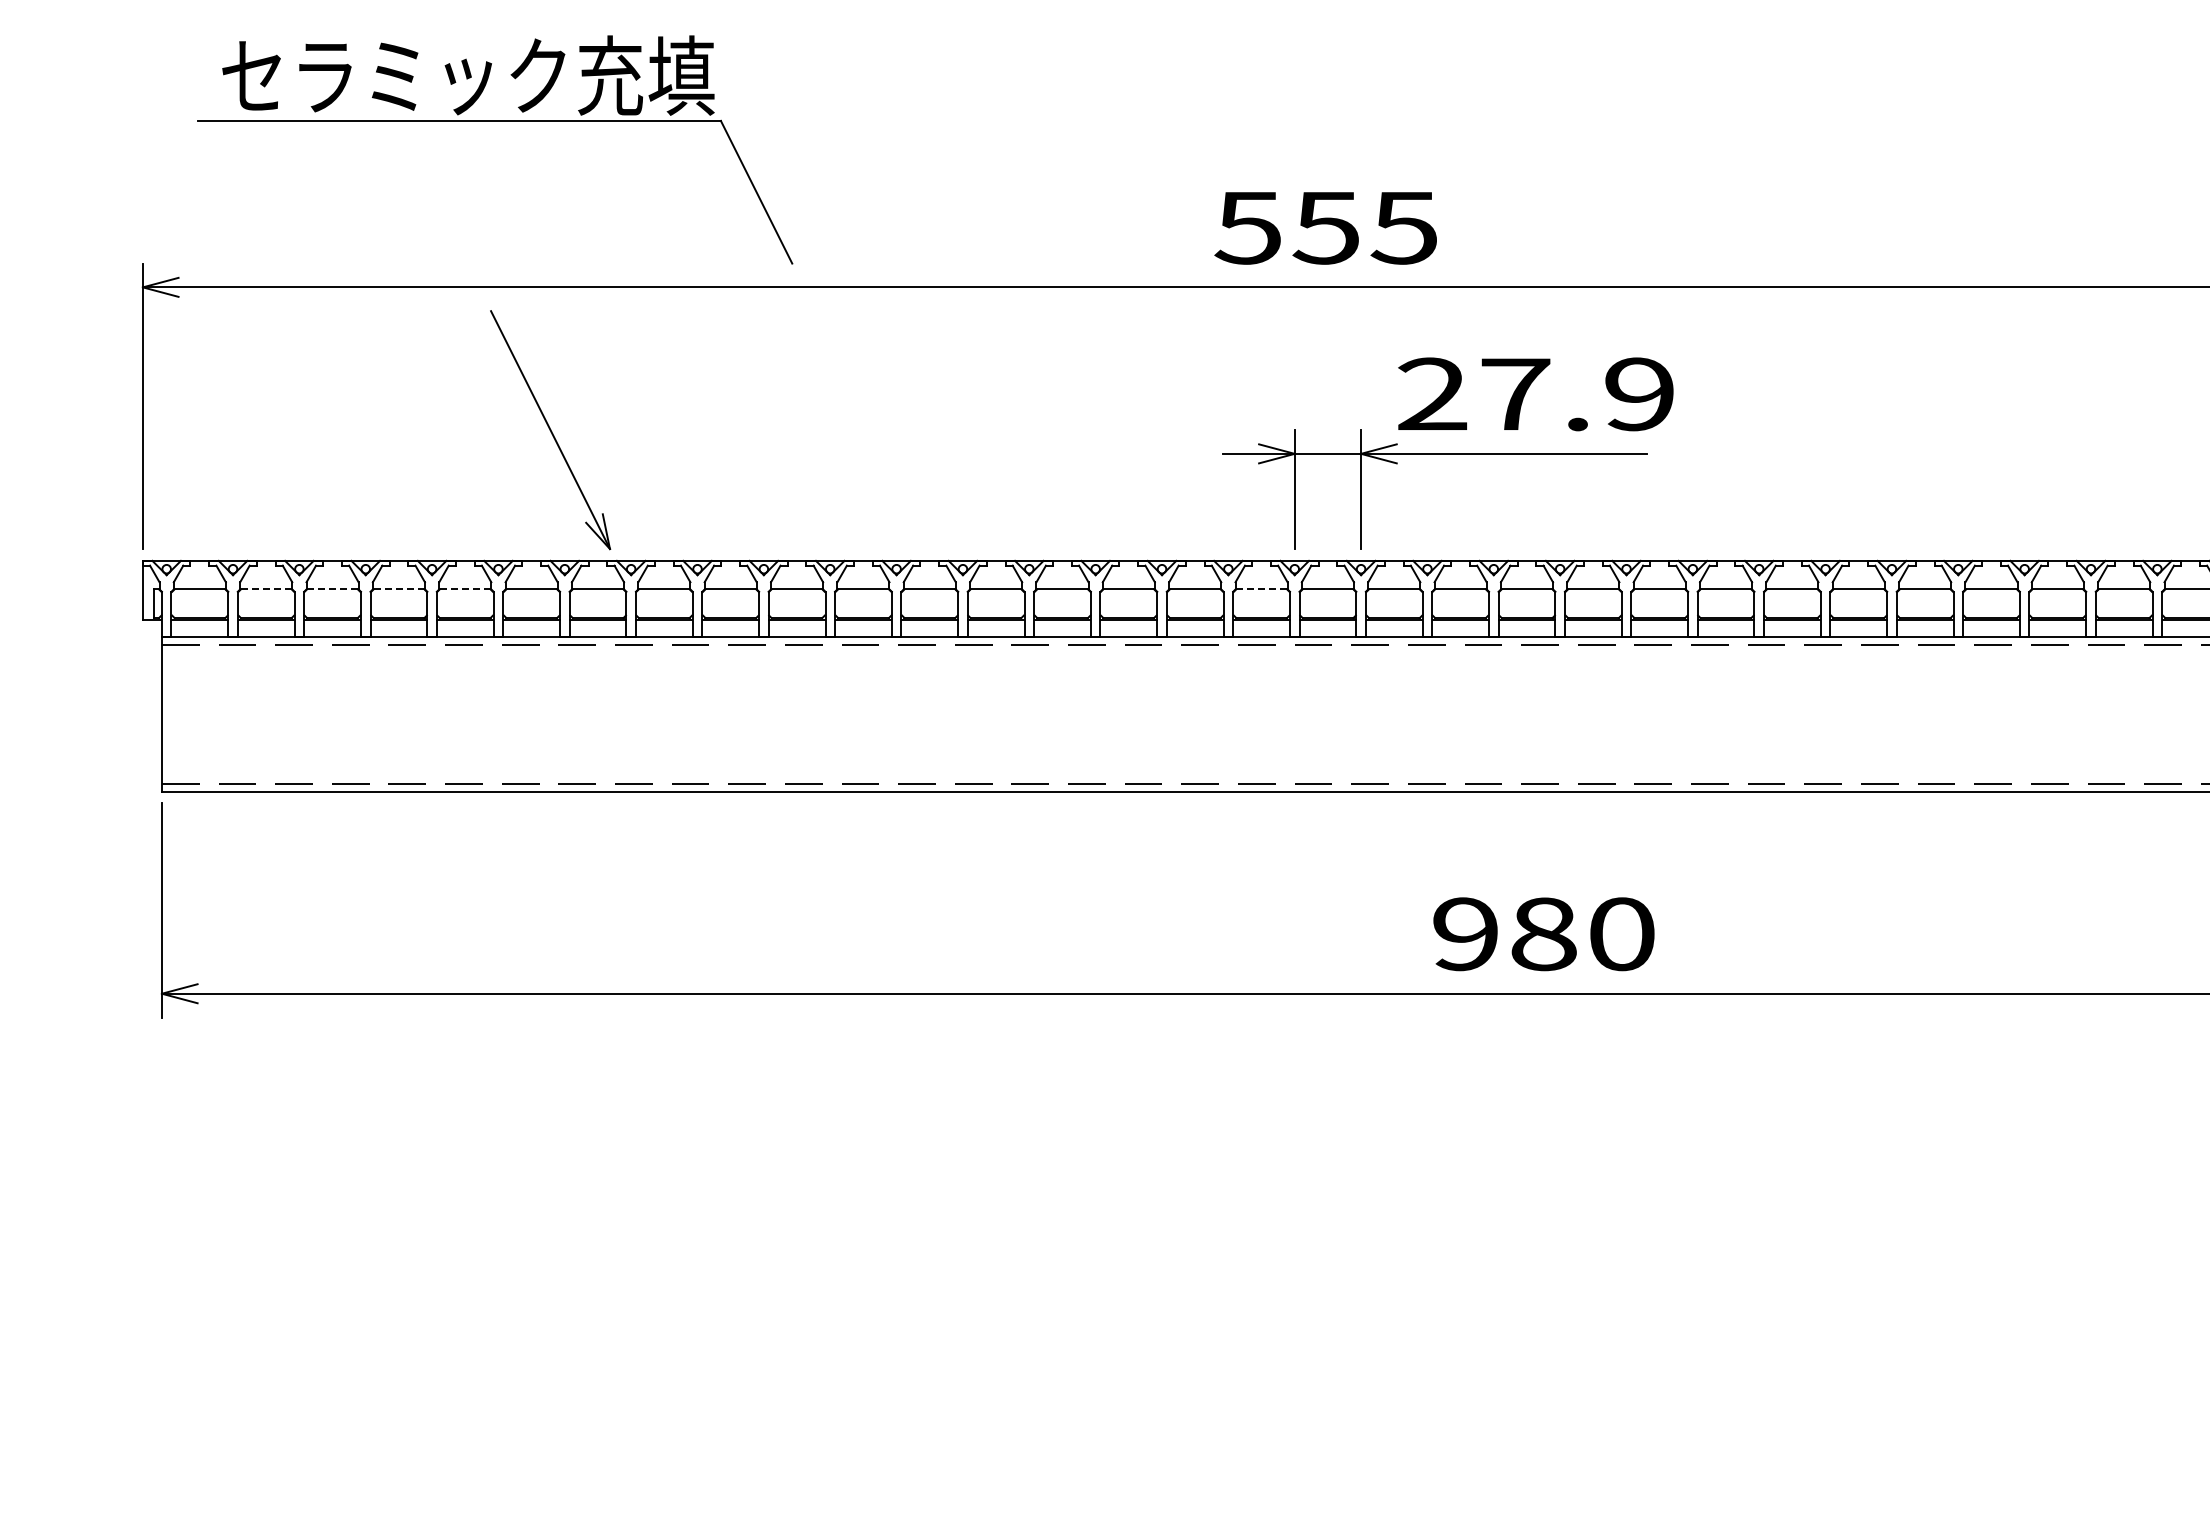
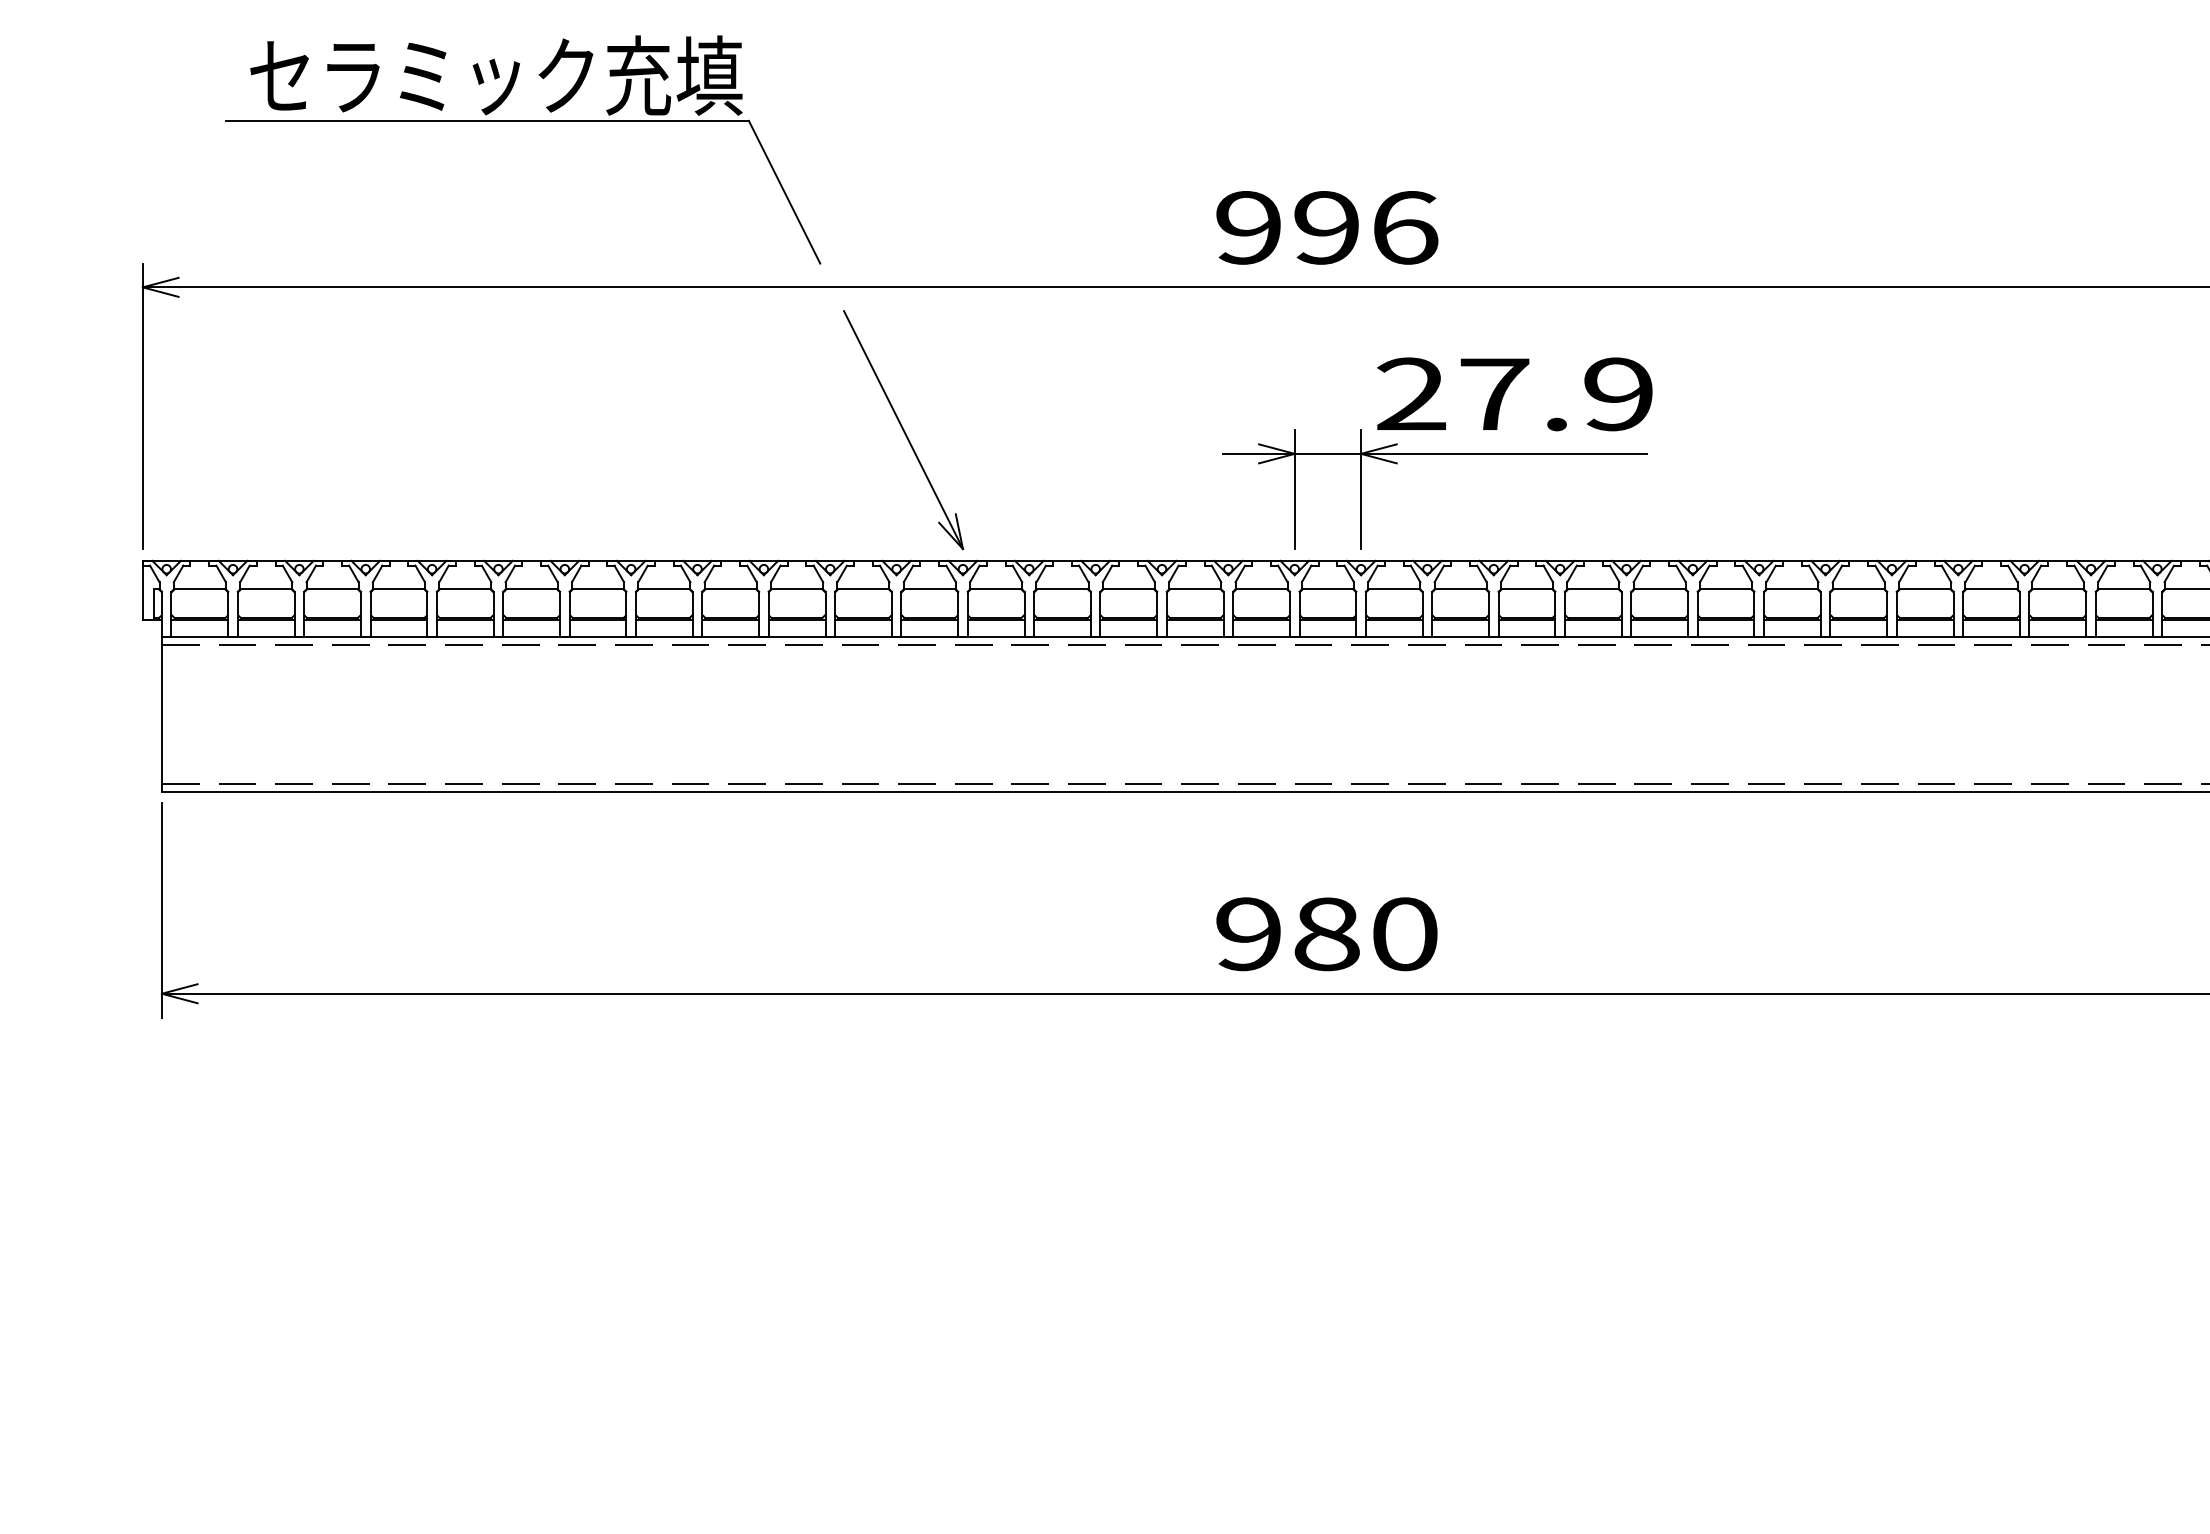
part position: (495, 121) -> (523, 121) (523, 121)
text: 555 -> 996 (1326, 227)
text position: (1535, 394) -> (1514, 394) (1514, 394)
part position: (550, 430) -> (903, 430) (903, 430)
line: dashed -> solid (266, 589)
line: dashed -> solid (332, 589)
line: dashed -> solid (399, 589)
line: dashed -> solid (465, 589)
line: dashed -> solid (1262, 589)
text position: (1543, 934) -> (1326, 934) (1326, 934)
